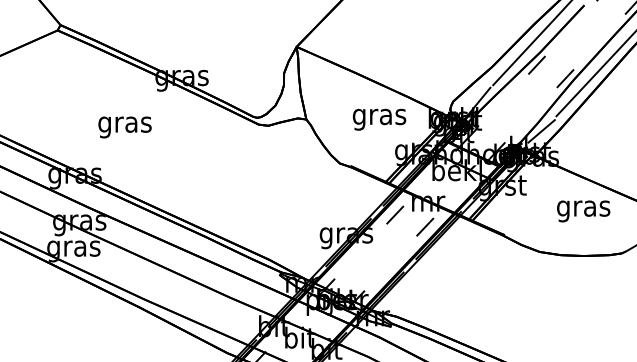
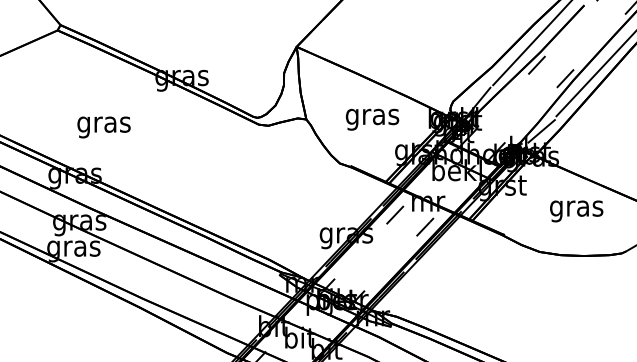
text position: (379, 119) -> (372, 119) (372, 119)
text position: (124, 127) -> (103, 127) (103, 127)
text position: (583, 211) -> (576, 211) (576, 211)
